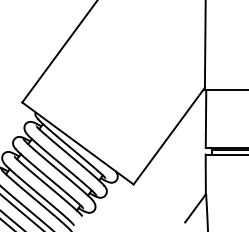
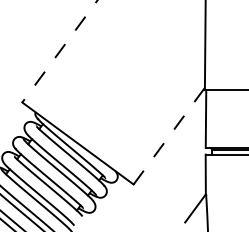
line: solid -> dashed (59, 51)
line: solid -> dashed (169, 135)
